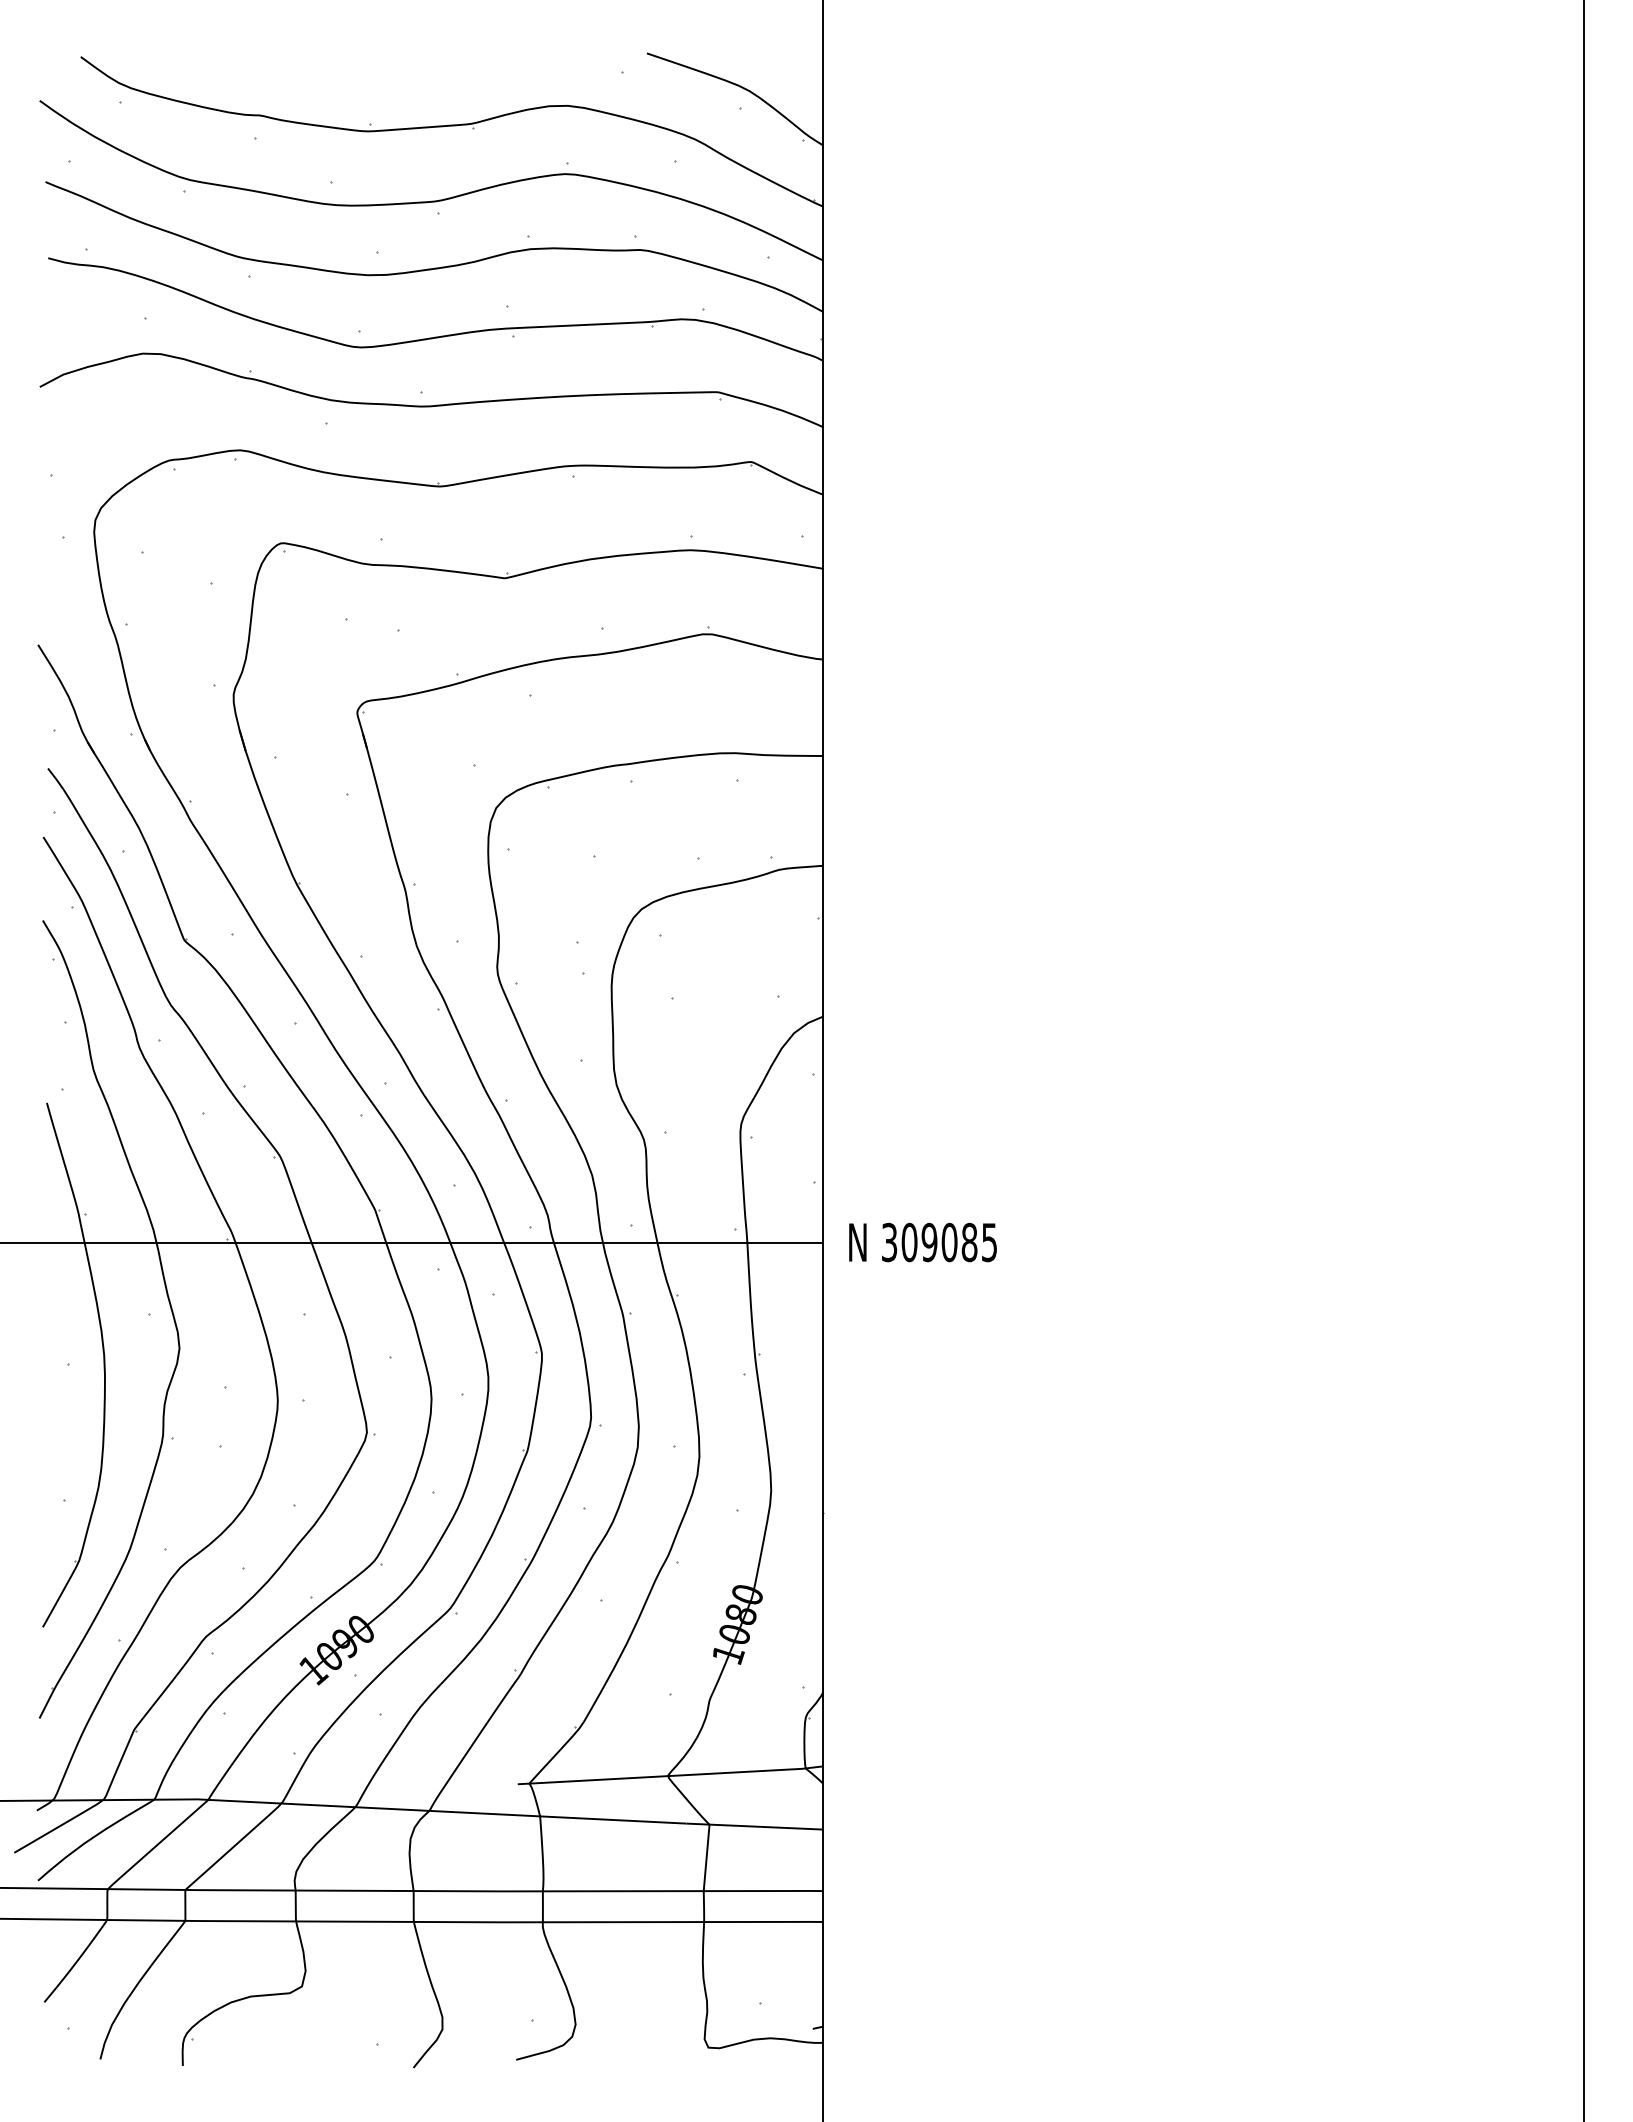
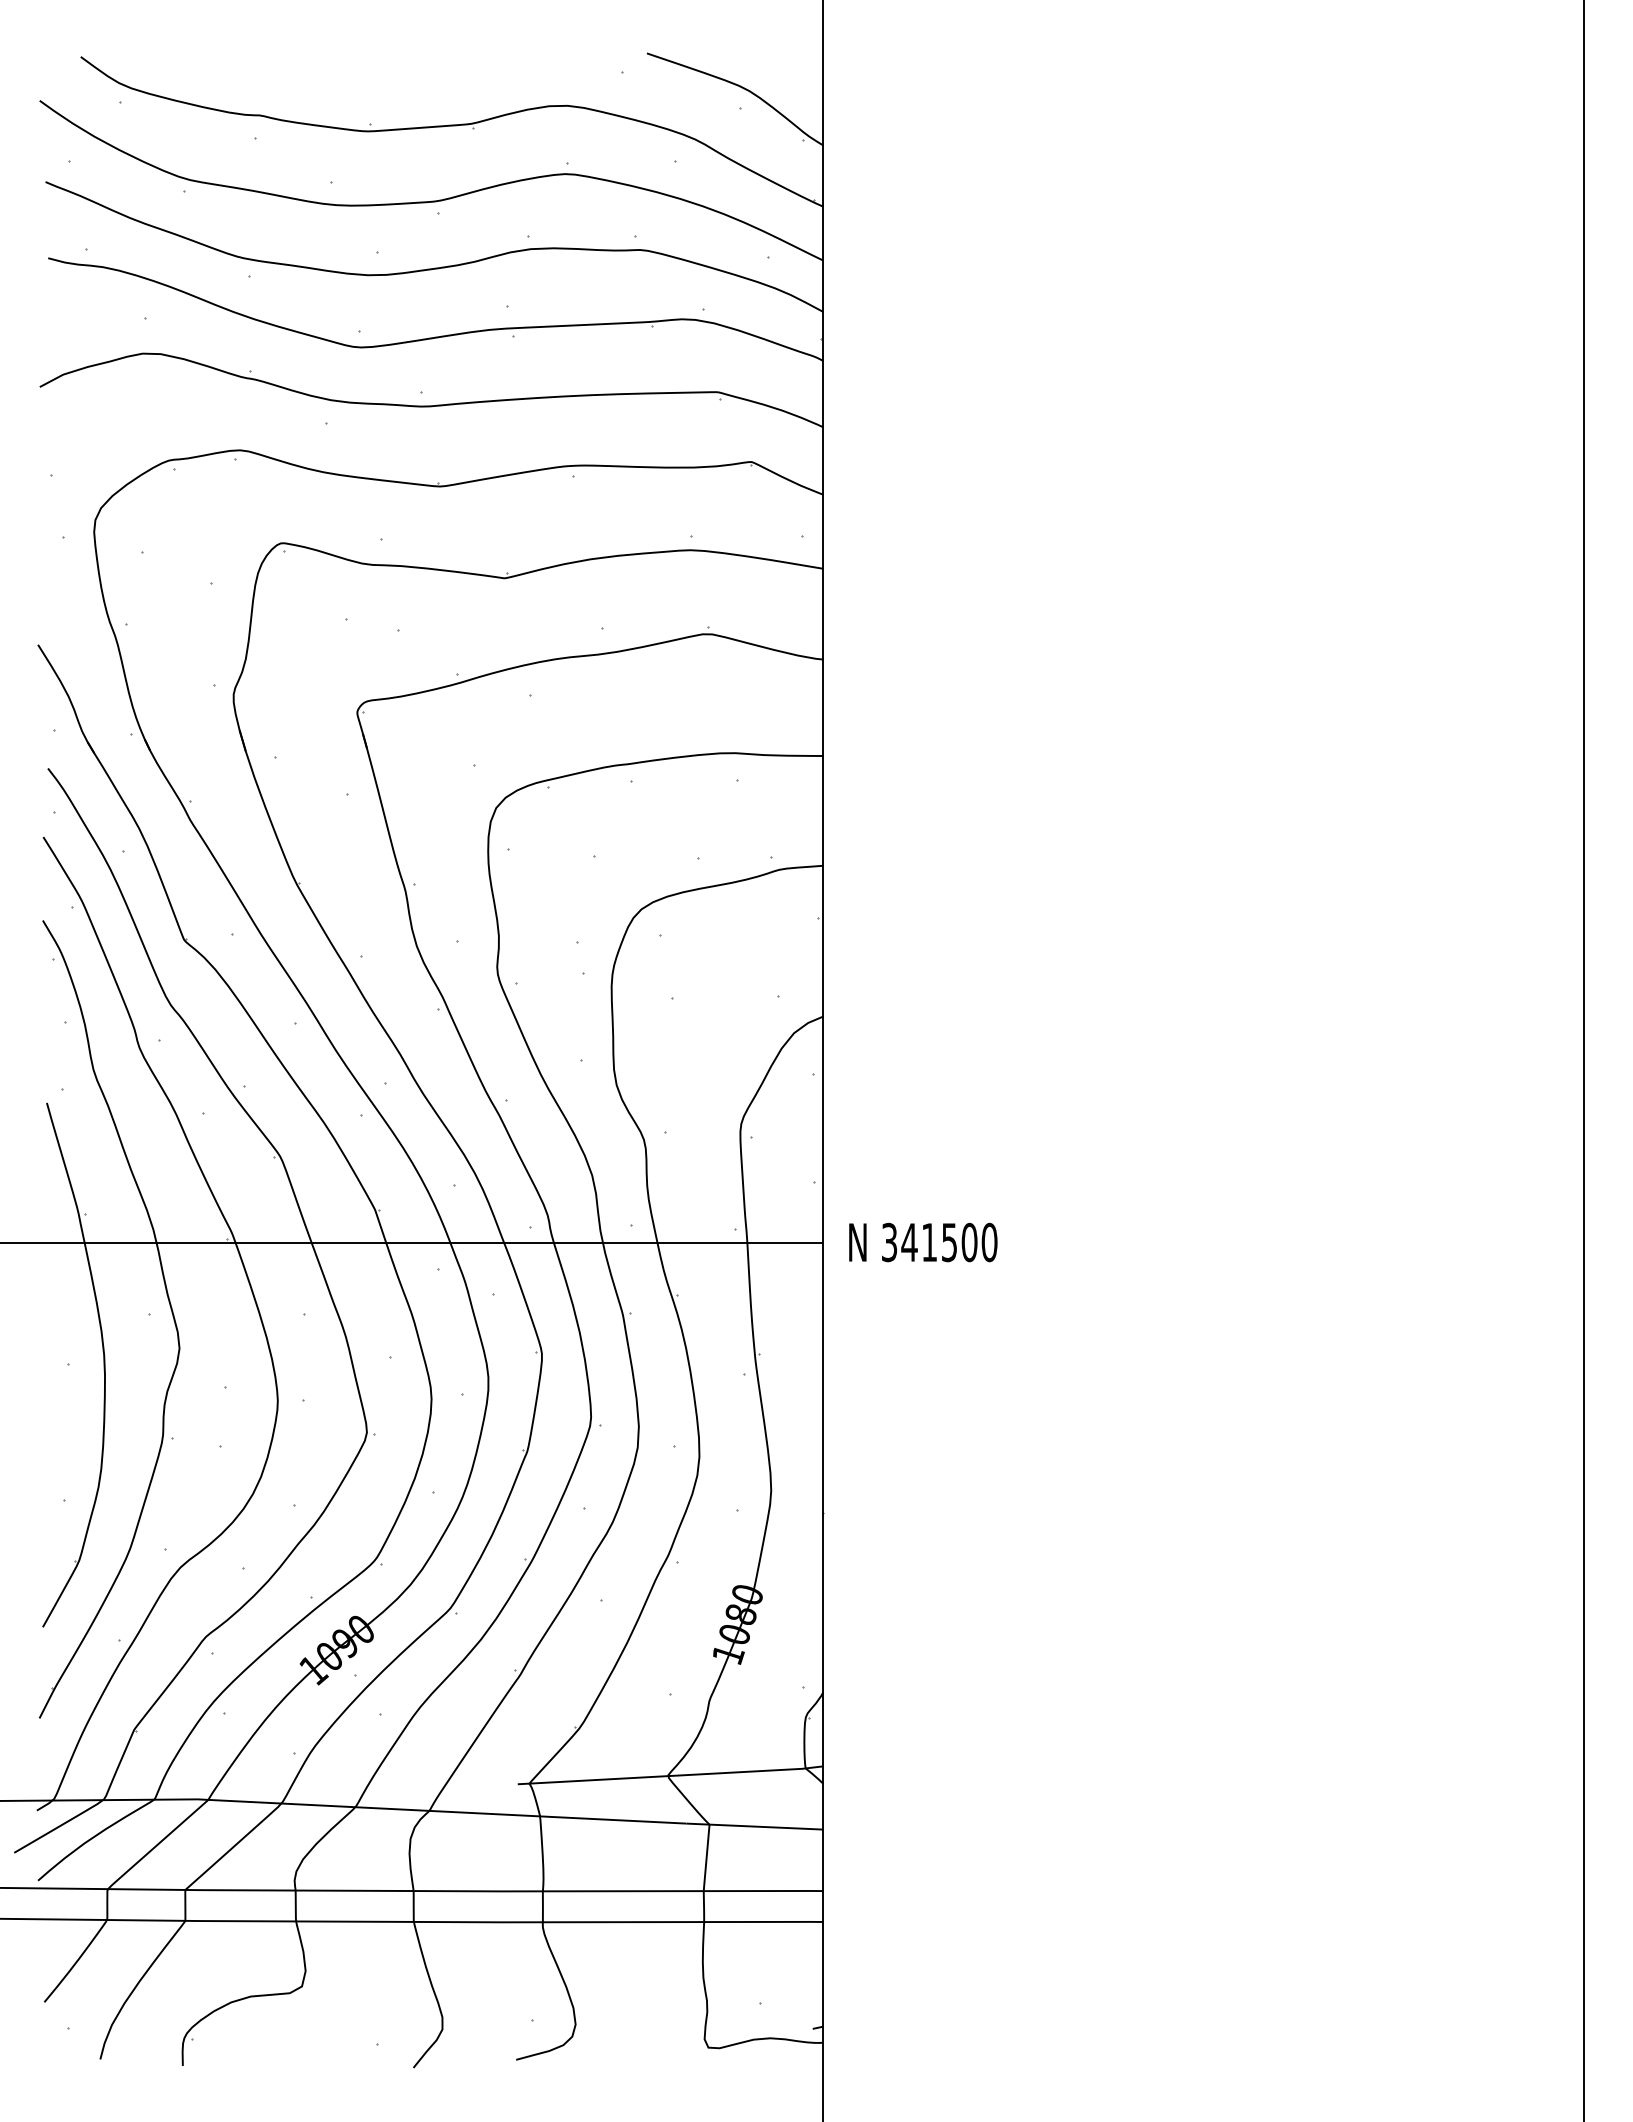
text: 309085 -> 341500 (949, 1242)
